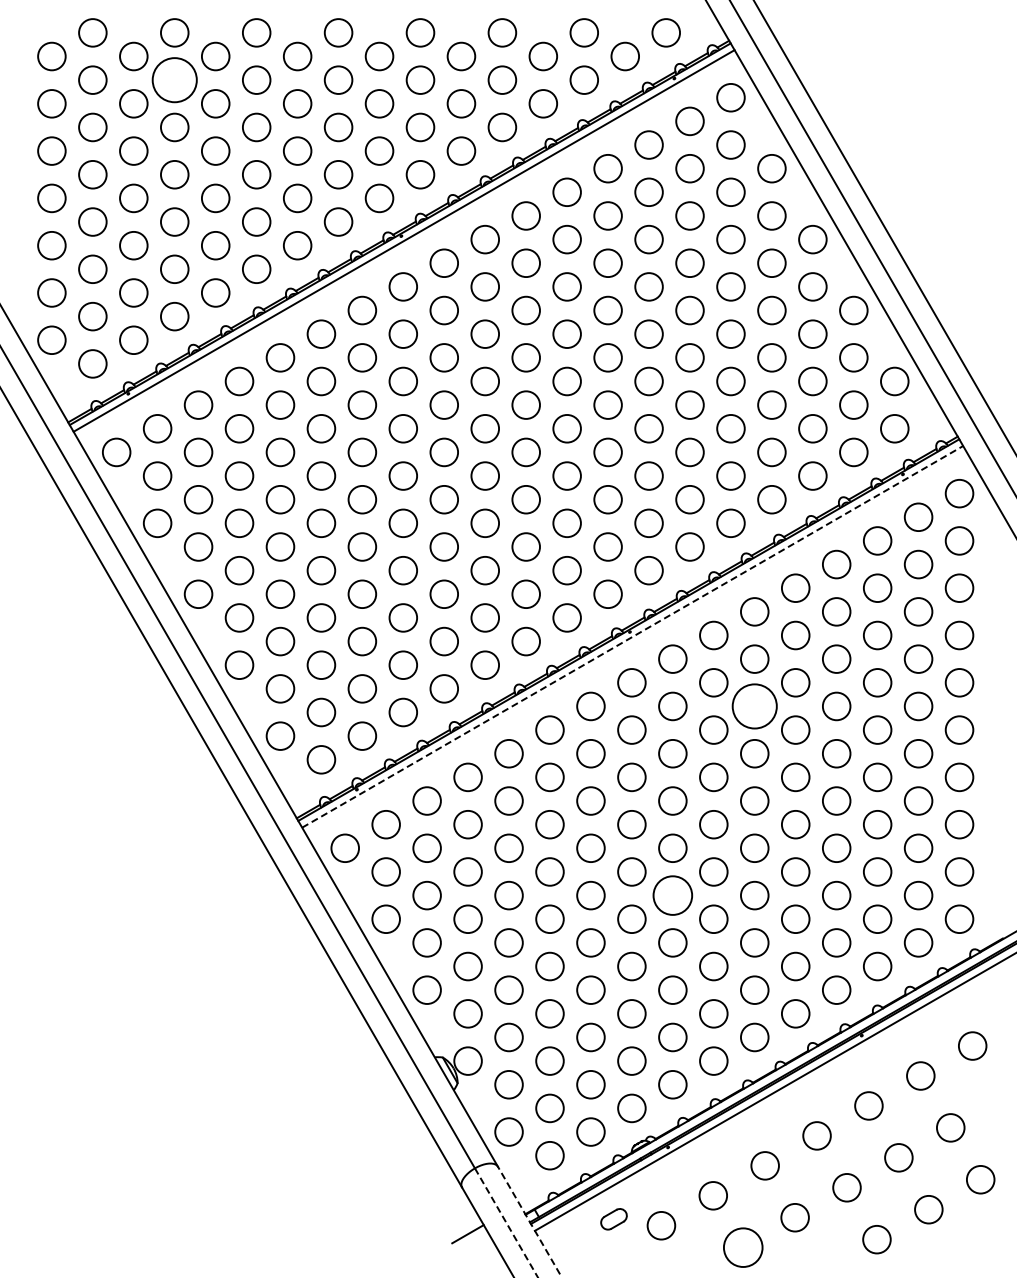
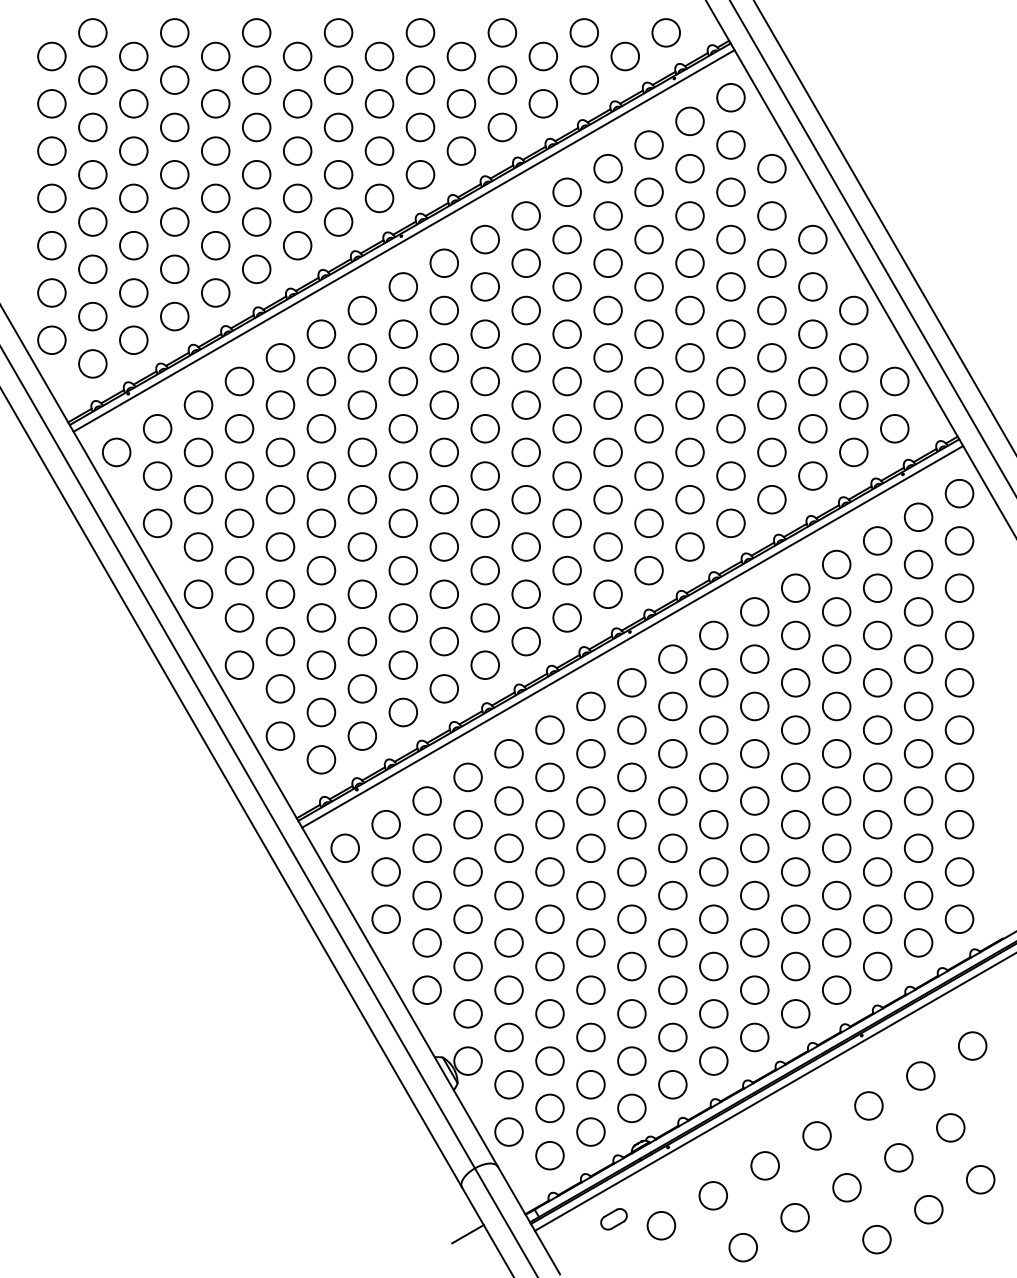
circle diameter: 44 px -> 28 px (174, 79)
line: dashed -> solid (632, 636)
circle diameter: 44 px -> 28 px (754, 706)
circle diameter: 39 px -> 28 px (672, 895)
line: dashed -> solid (528, 1220)
line: dashed -> solid (506, 1223)
circle diameter: 39 px -> 28 px (743, 1247)
